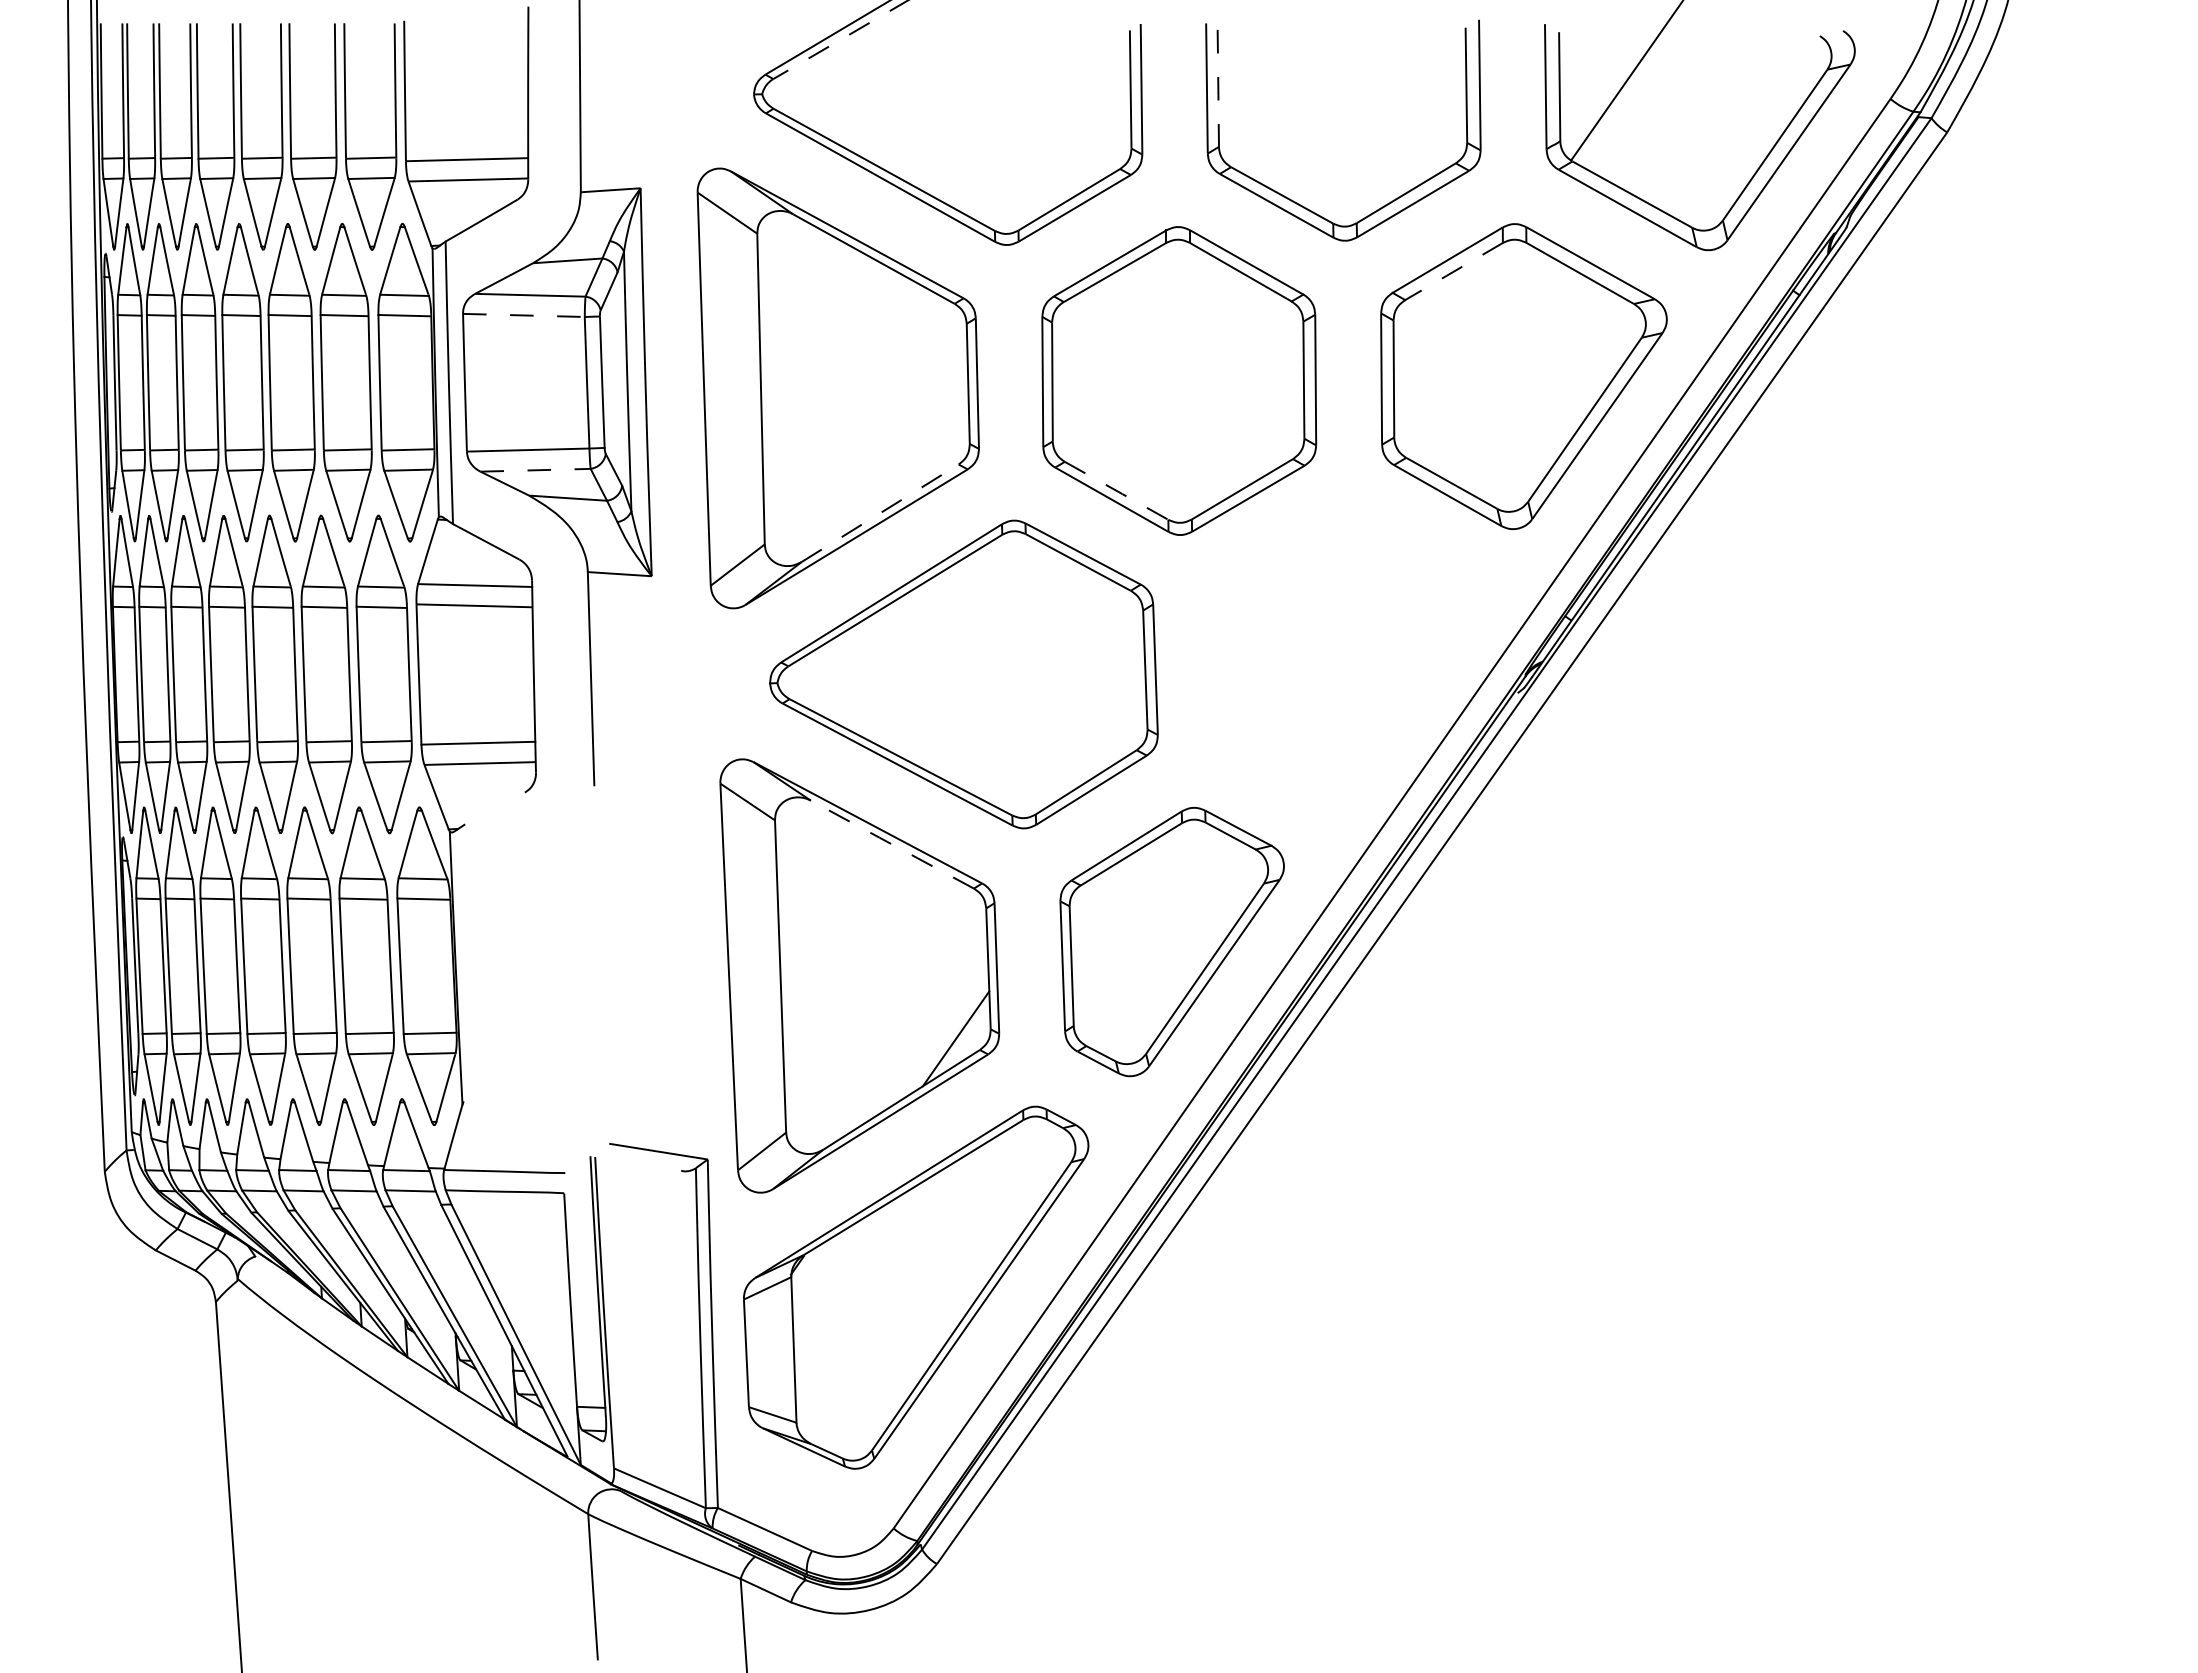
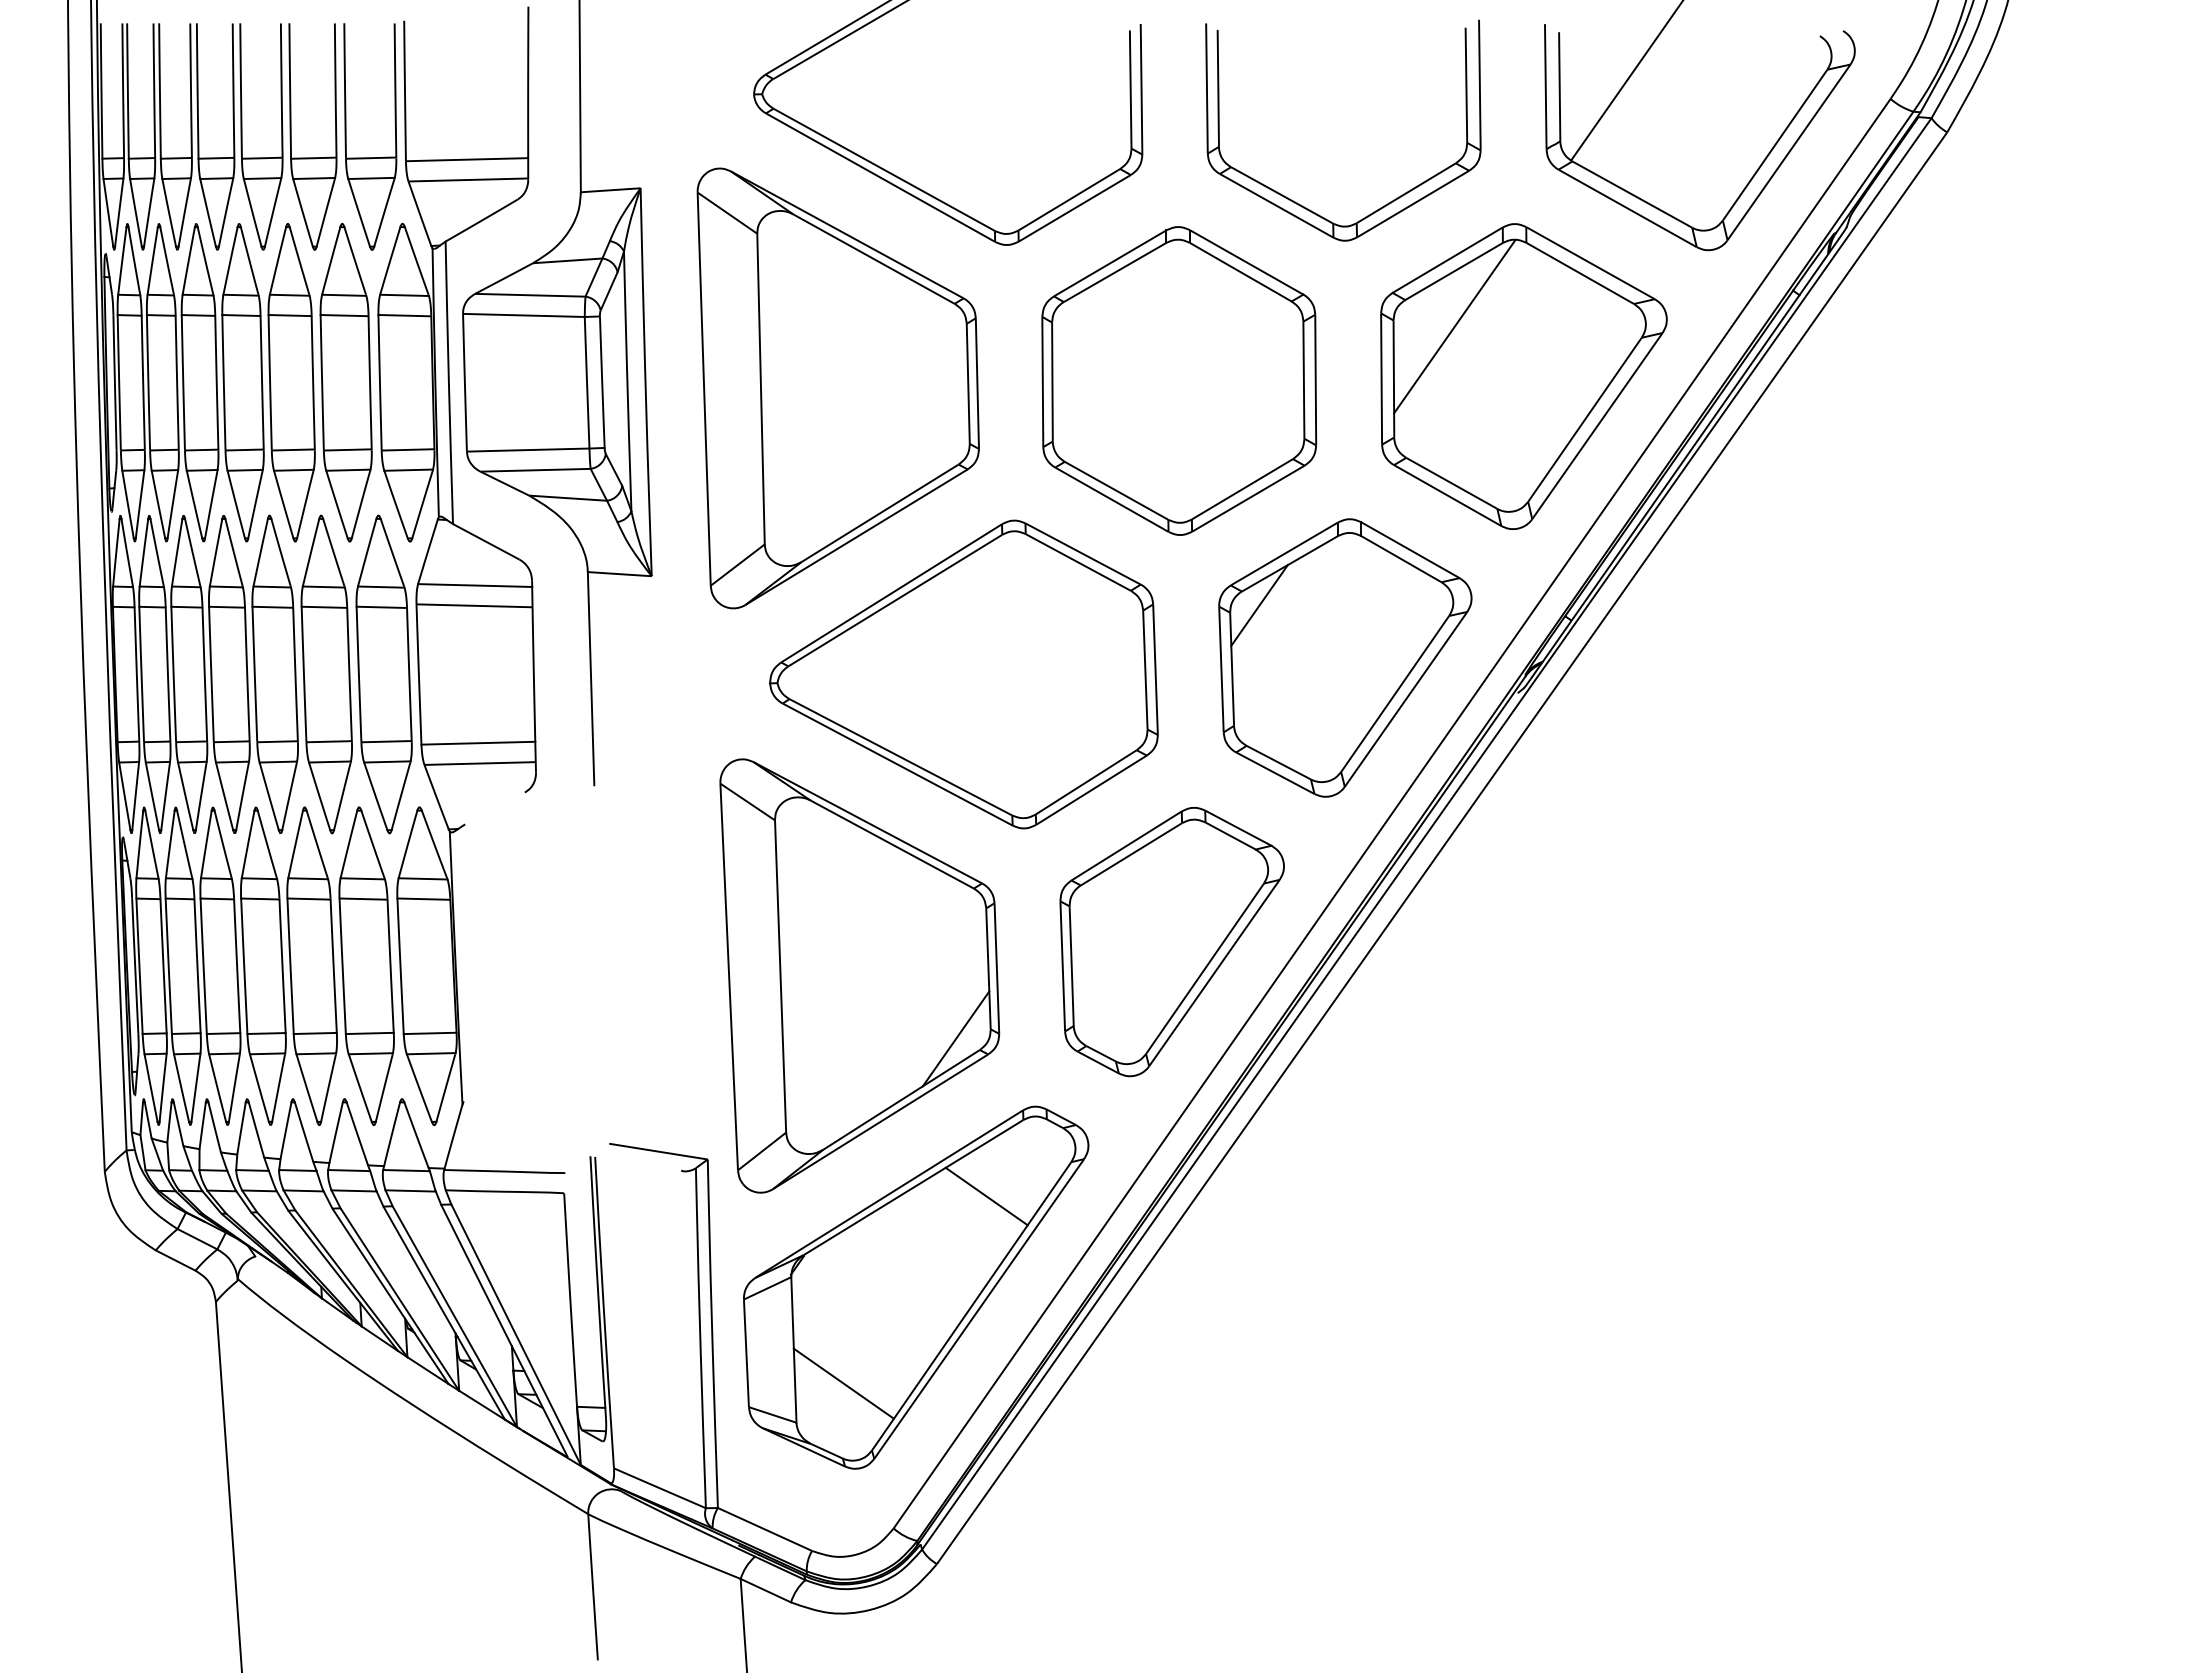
line: dashed -> solid (841, 39)
line: dashed -> solid (1218, 88)
line: dashed -> solid (1453, 271)
line: dashed -> solid (524, 315)
line: none -> present (1454, 326)
line: dashed -> solid (536, 470)
line: dashed -> solid (1116, 490)
line: dashed -> solid (880, 513)
part: none -> present (1345, 657)
line: dashed -> solid (891, 844)
line: none -> present (986, 1196)
line: none -> present (843, 1383)
